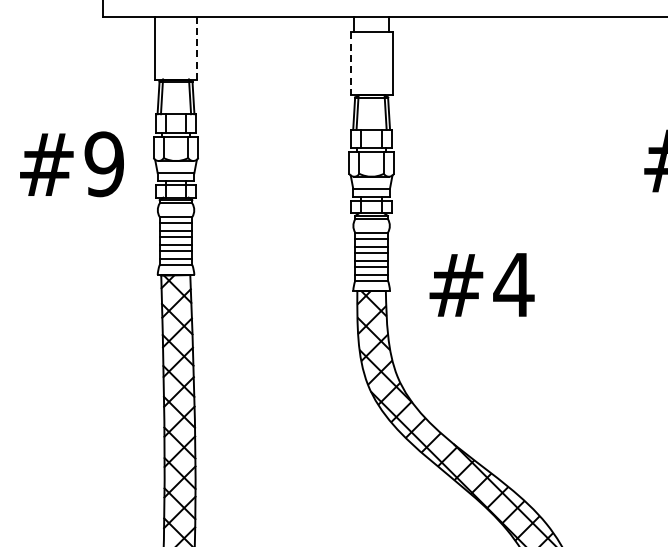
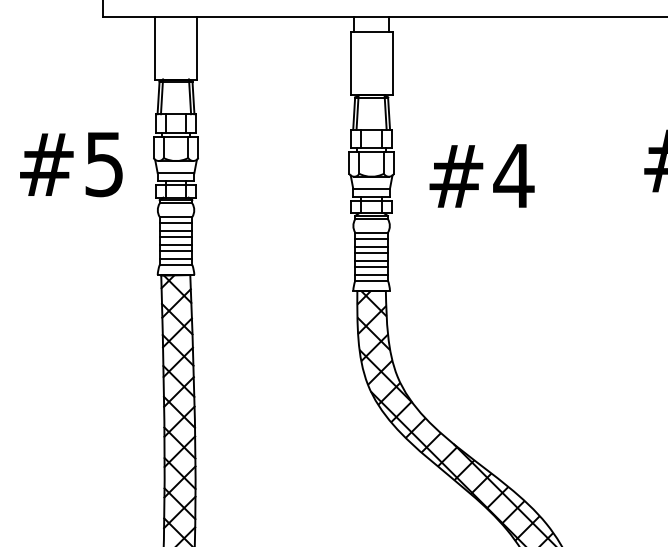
line: dashed -> solid (197, 48)
line: dashed -> solid (350, 63)
text: #9 -> #5 (103, 164)
text position: (481, 284) -> (481, 175) (481, 175)
